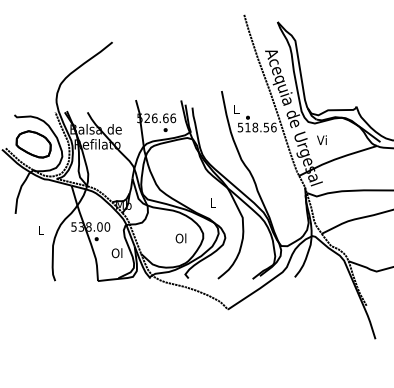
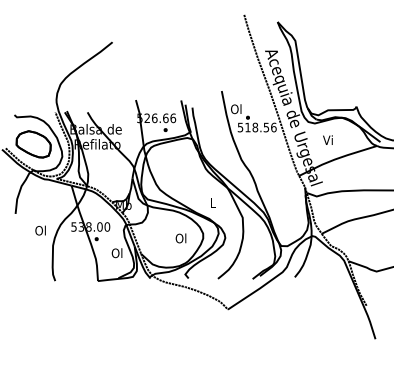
text: L -> Ol (236, 109)
text position: (321, 139) -> (327, 139) (327, 139)
text: L -> Ol (40, 230)
